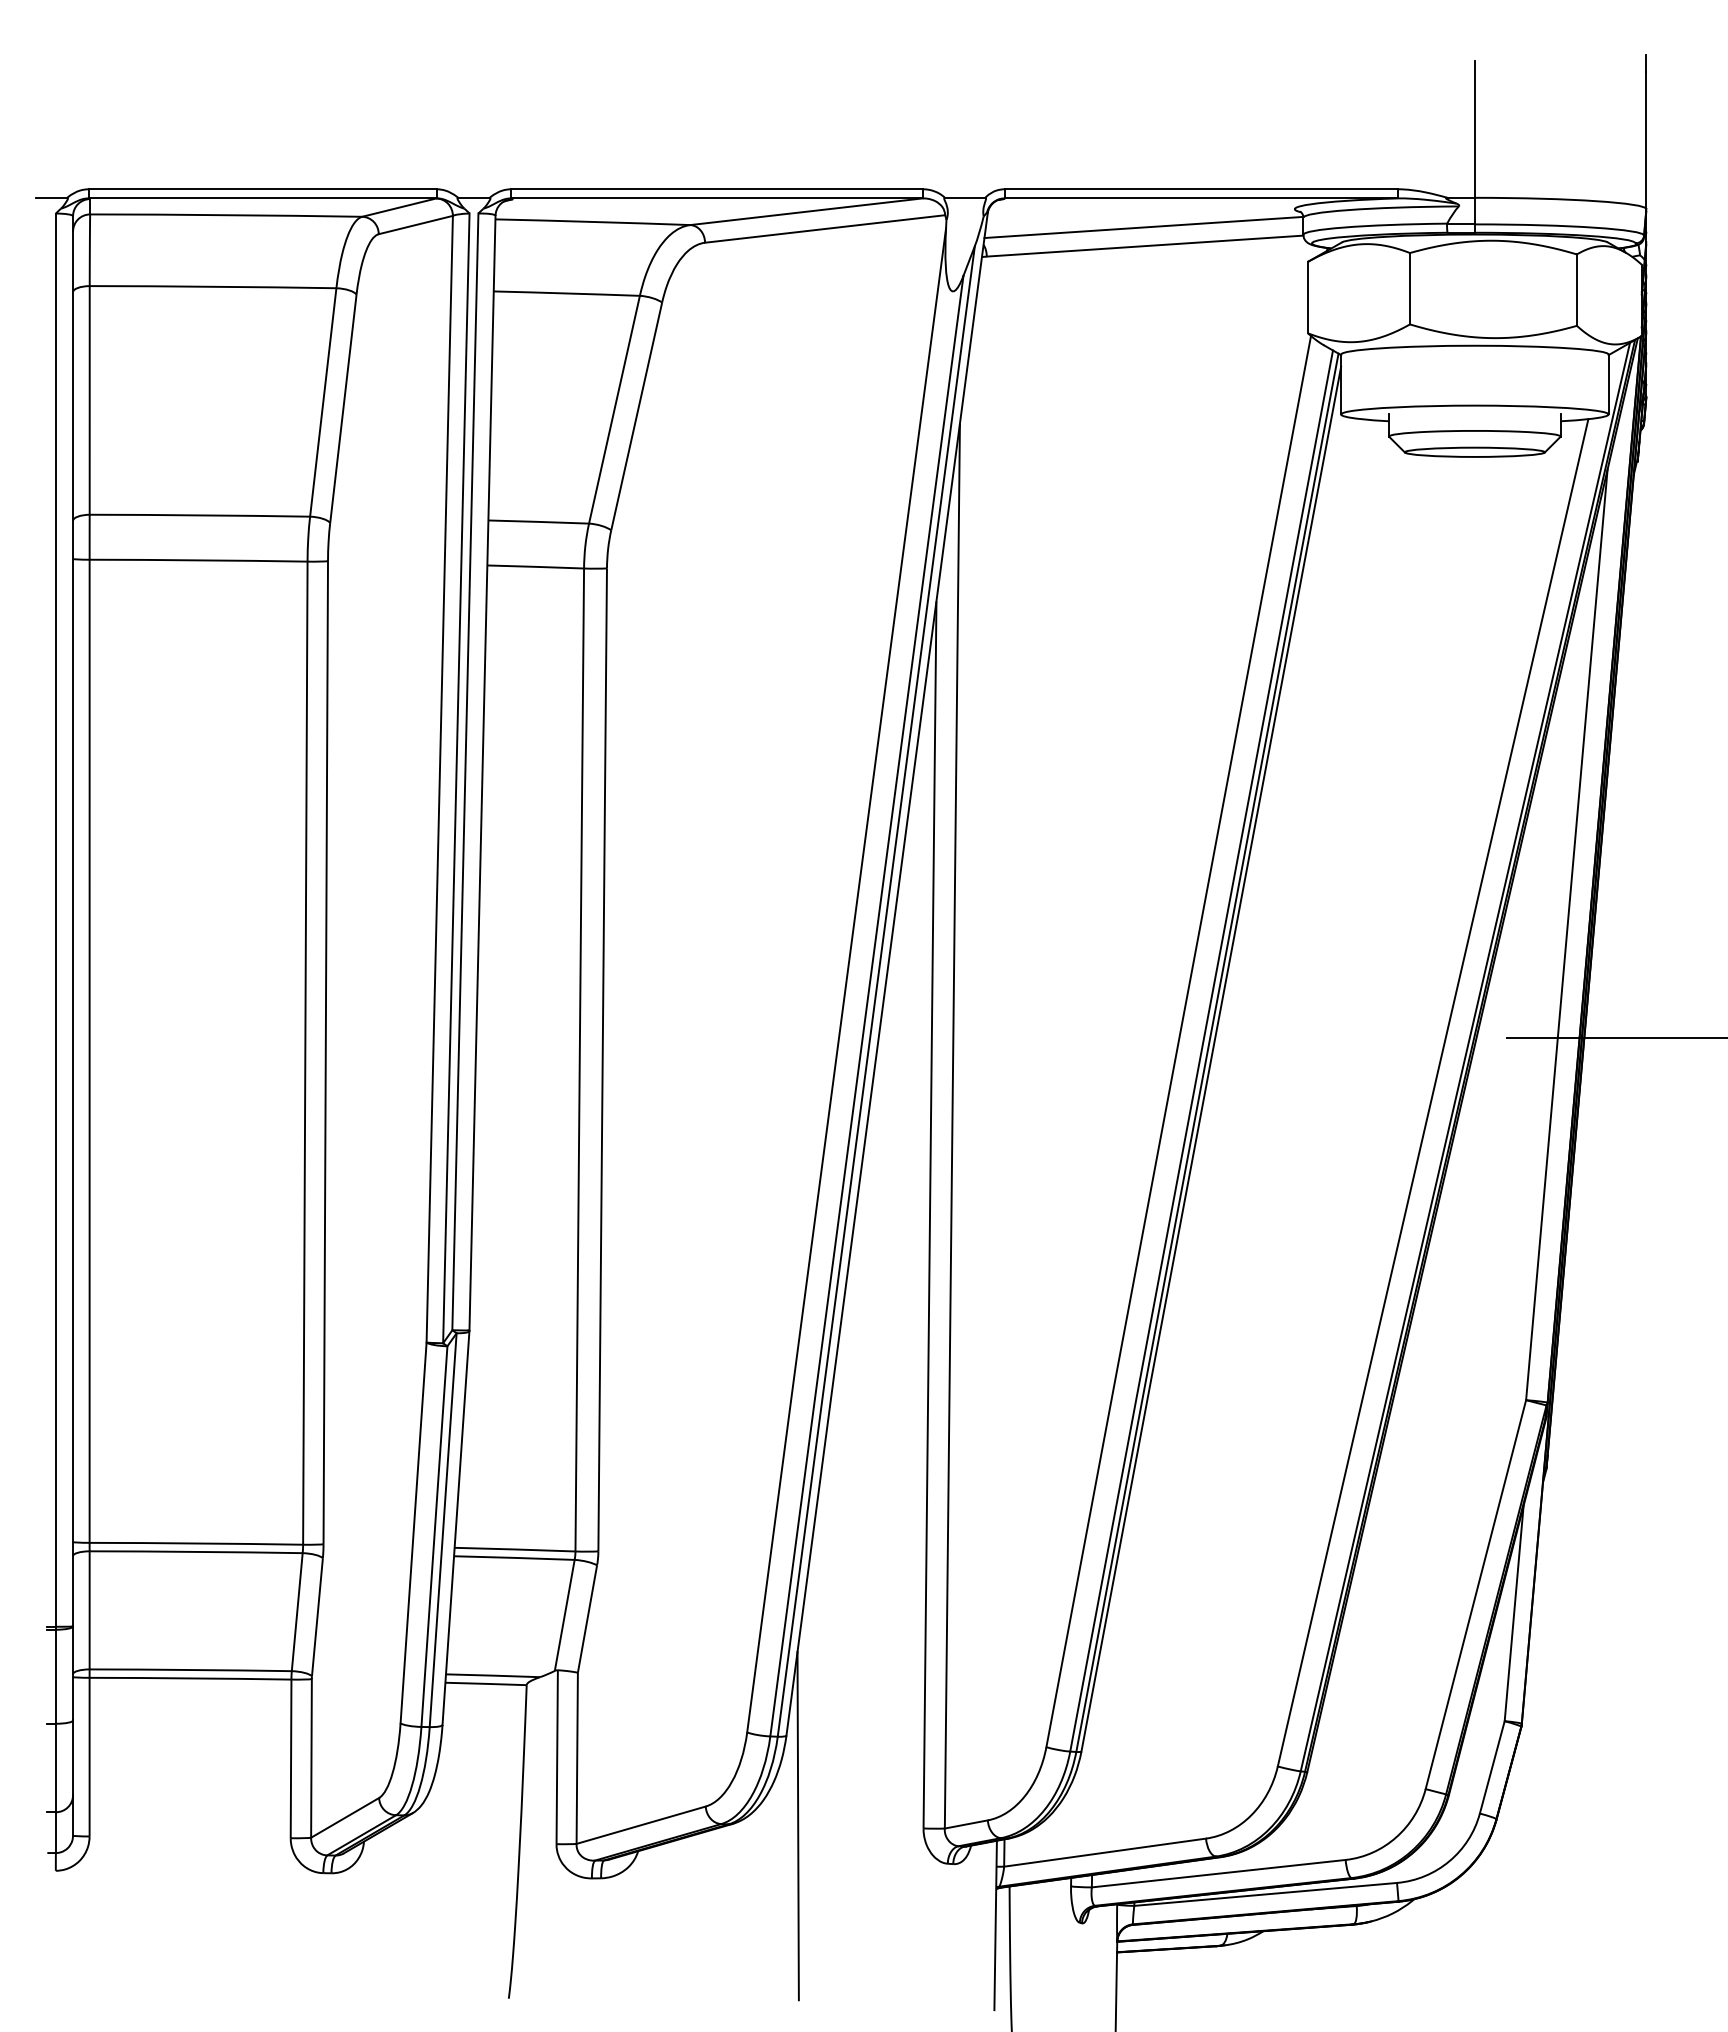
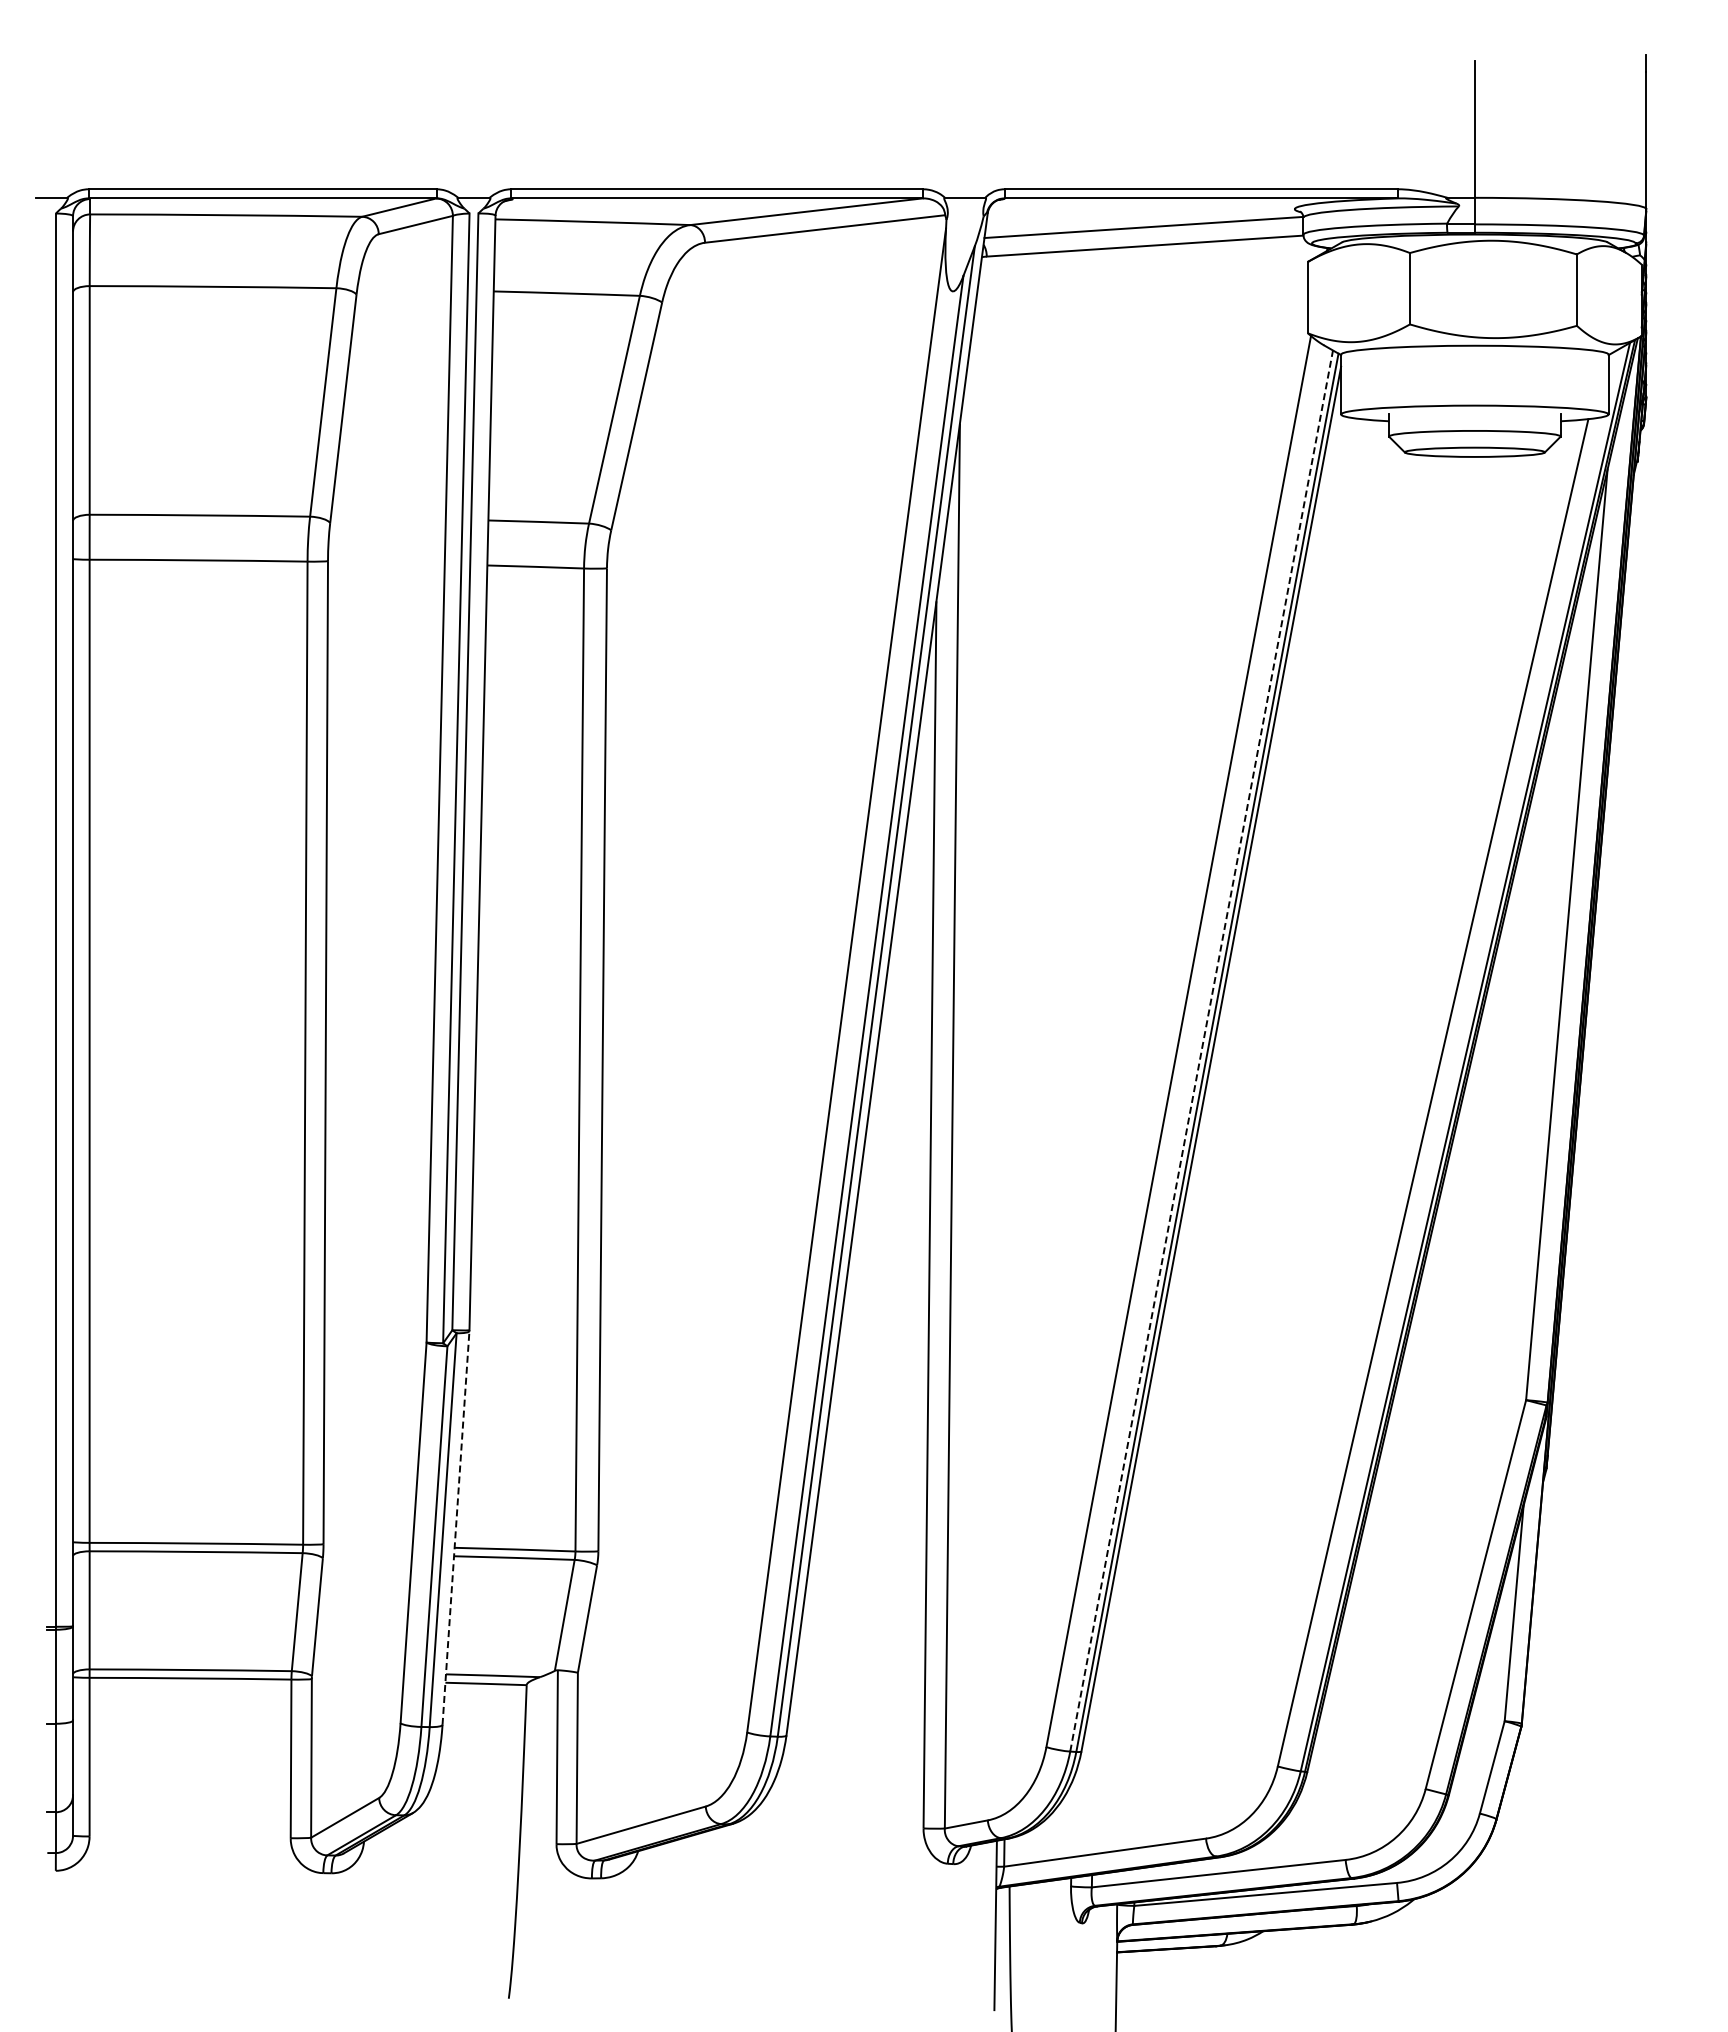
line: present -> none (1615, 1037)
line: solid -> dashed (1201, 1051)
line: solid -> dashed (456, 1527)
line: present -> none (797, 1825)
